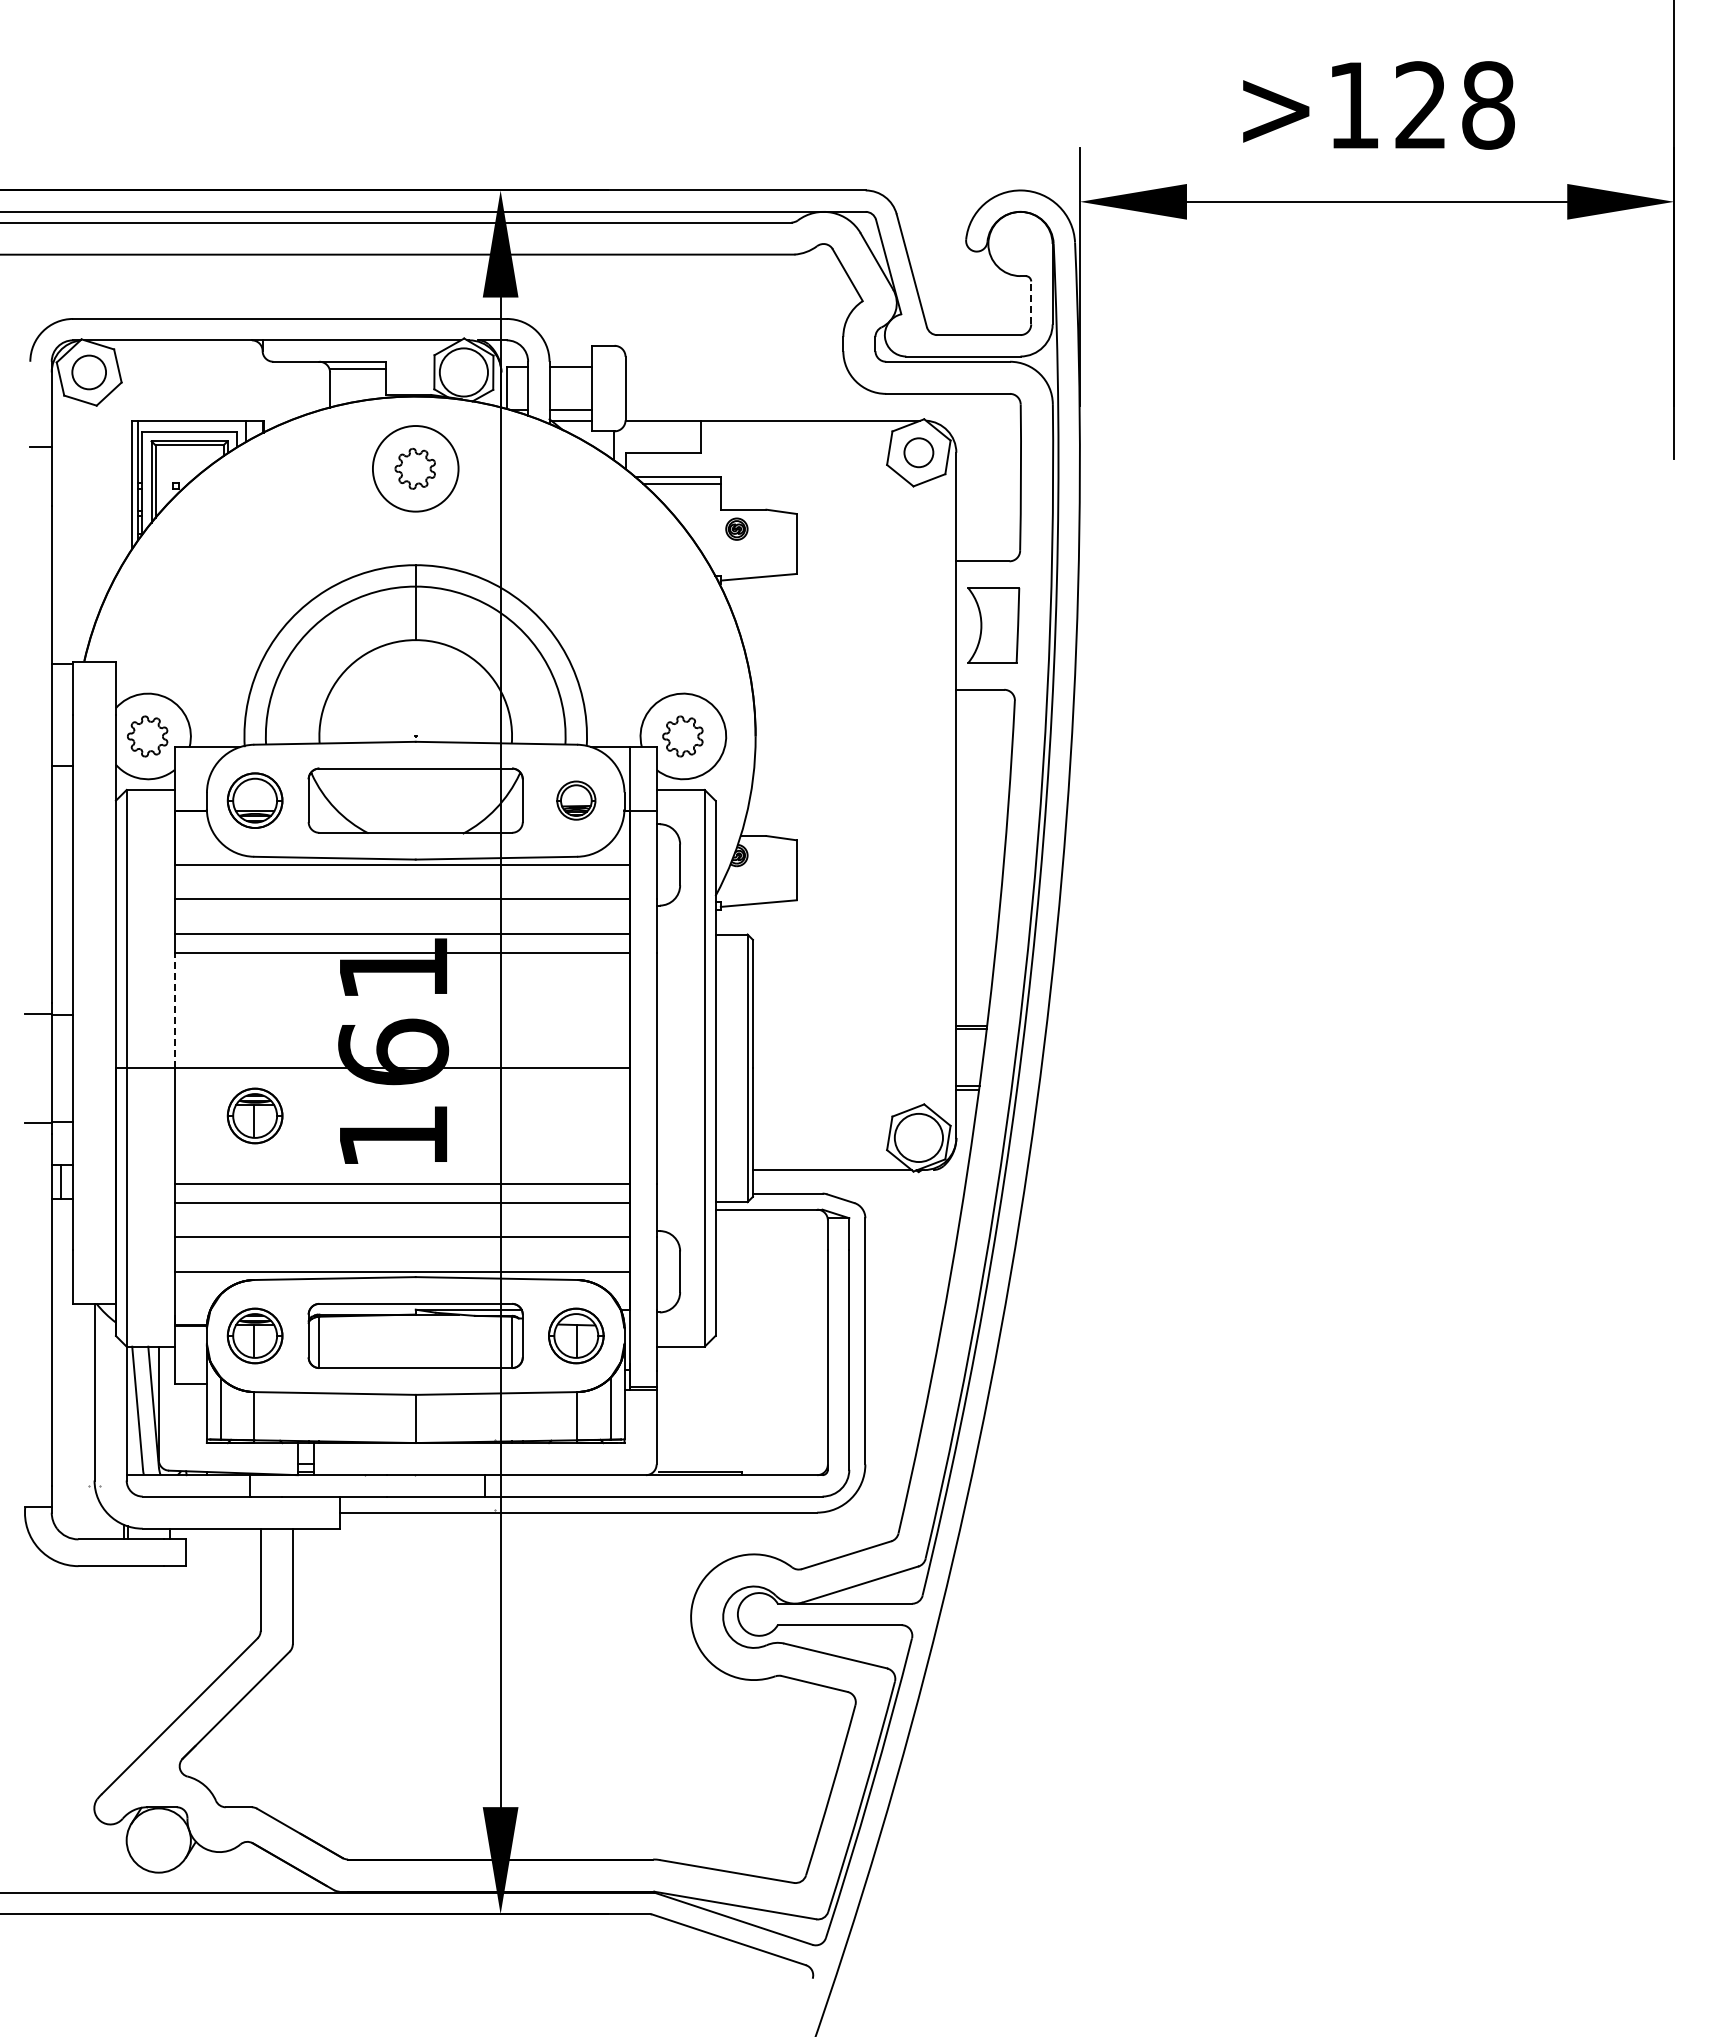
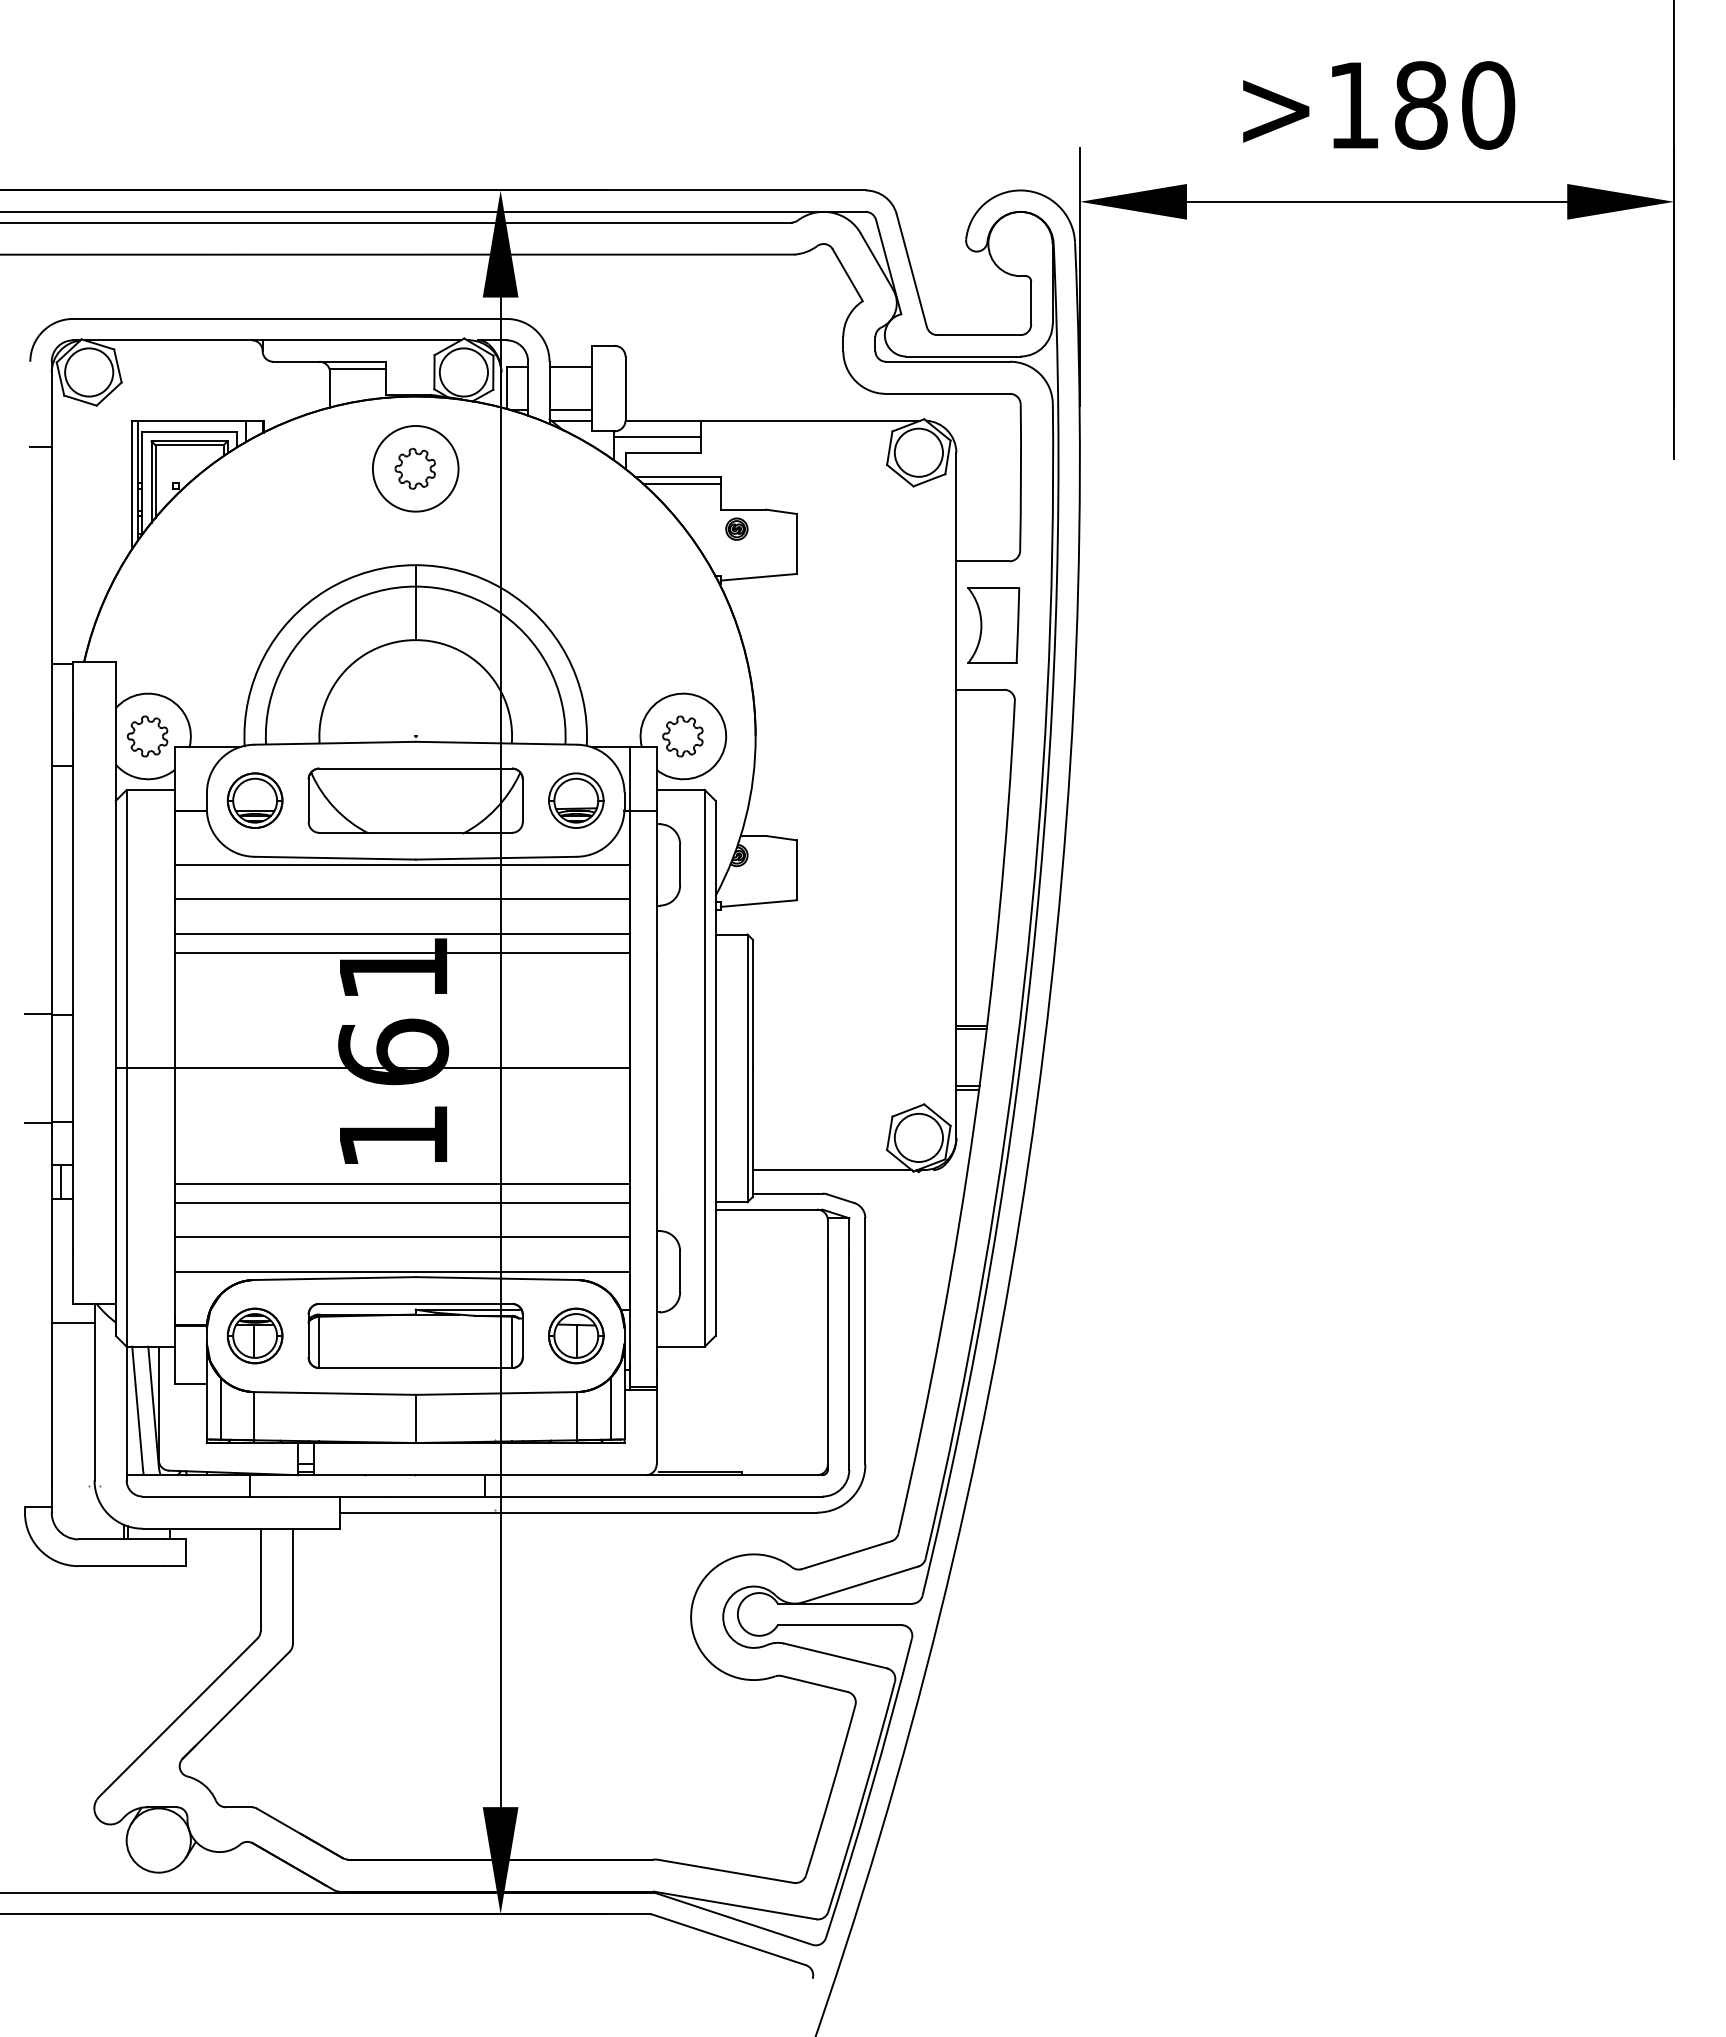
text: >128 -> >180 (1455, 105)
line: dashed -> solid (1031, 302)
circle diameter: 34 px -> 48 px (89, 372)
line: none -> present (656, 436)
circle diameter: 29 px -> 48 px (918, 452)
part size: 41x41 px -> 57x57 px (576, 800)
line: dashed -> solid (174, 1010)
part: present -> none (254, 1115)
line: none -> present (72, 1322)
